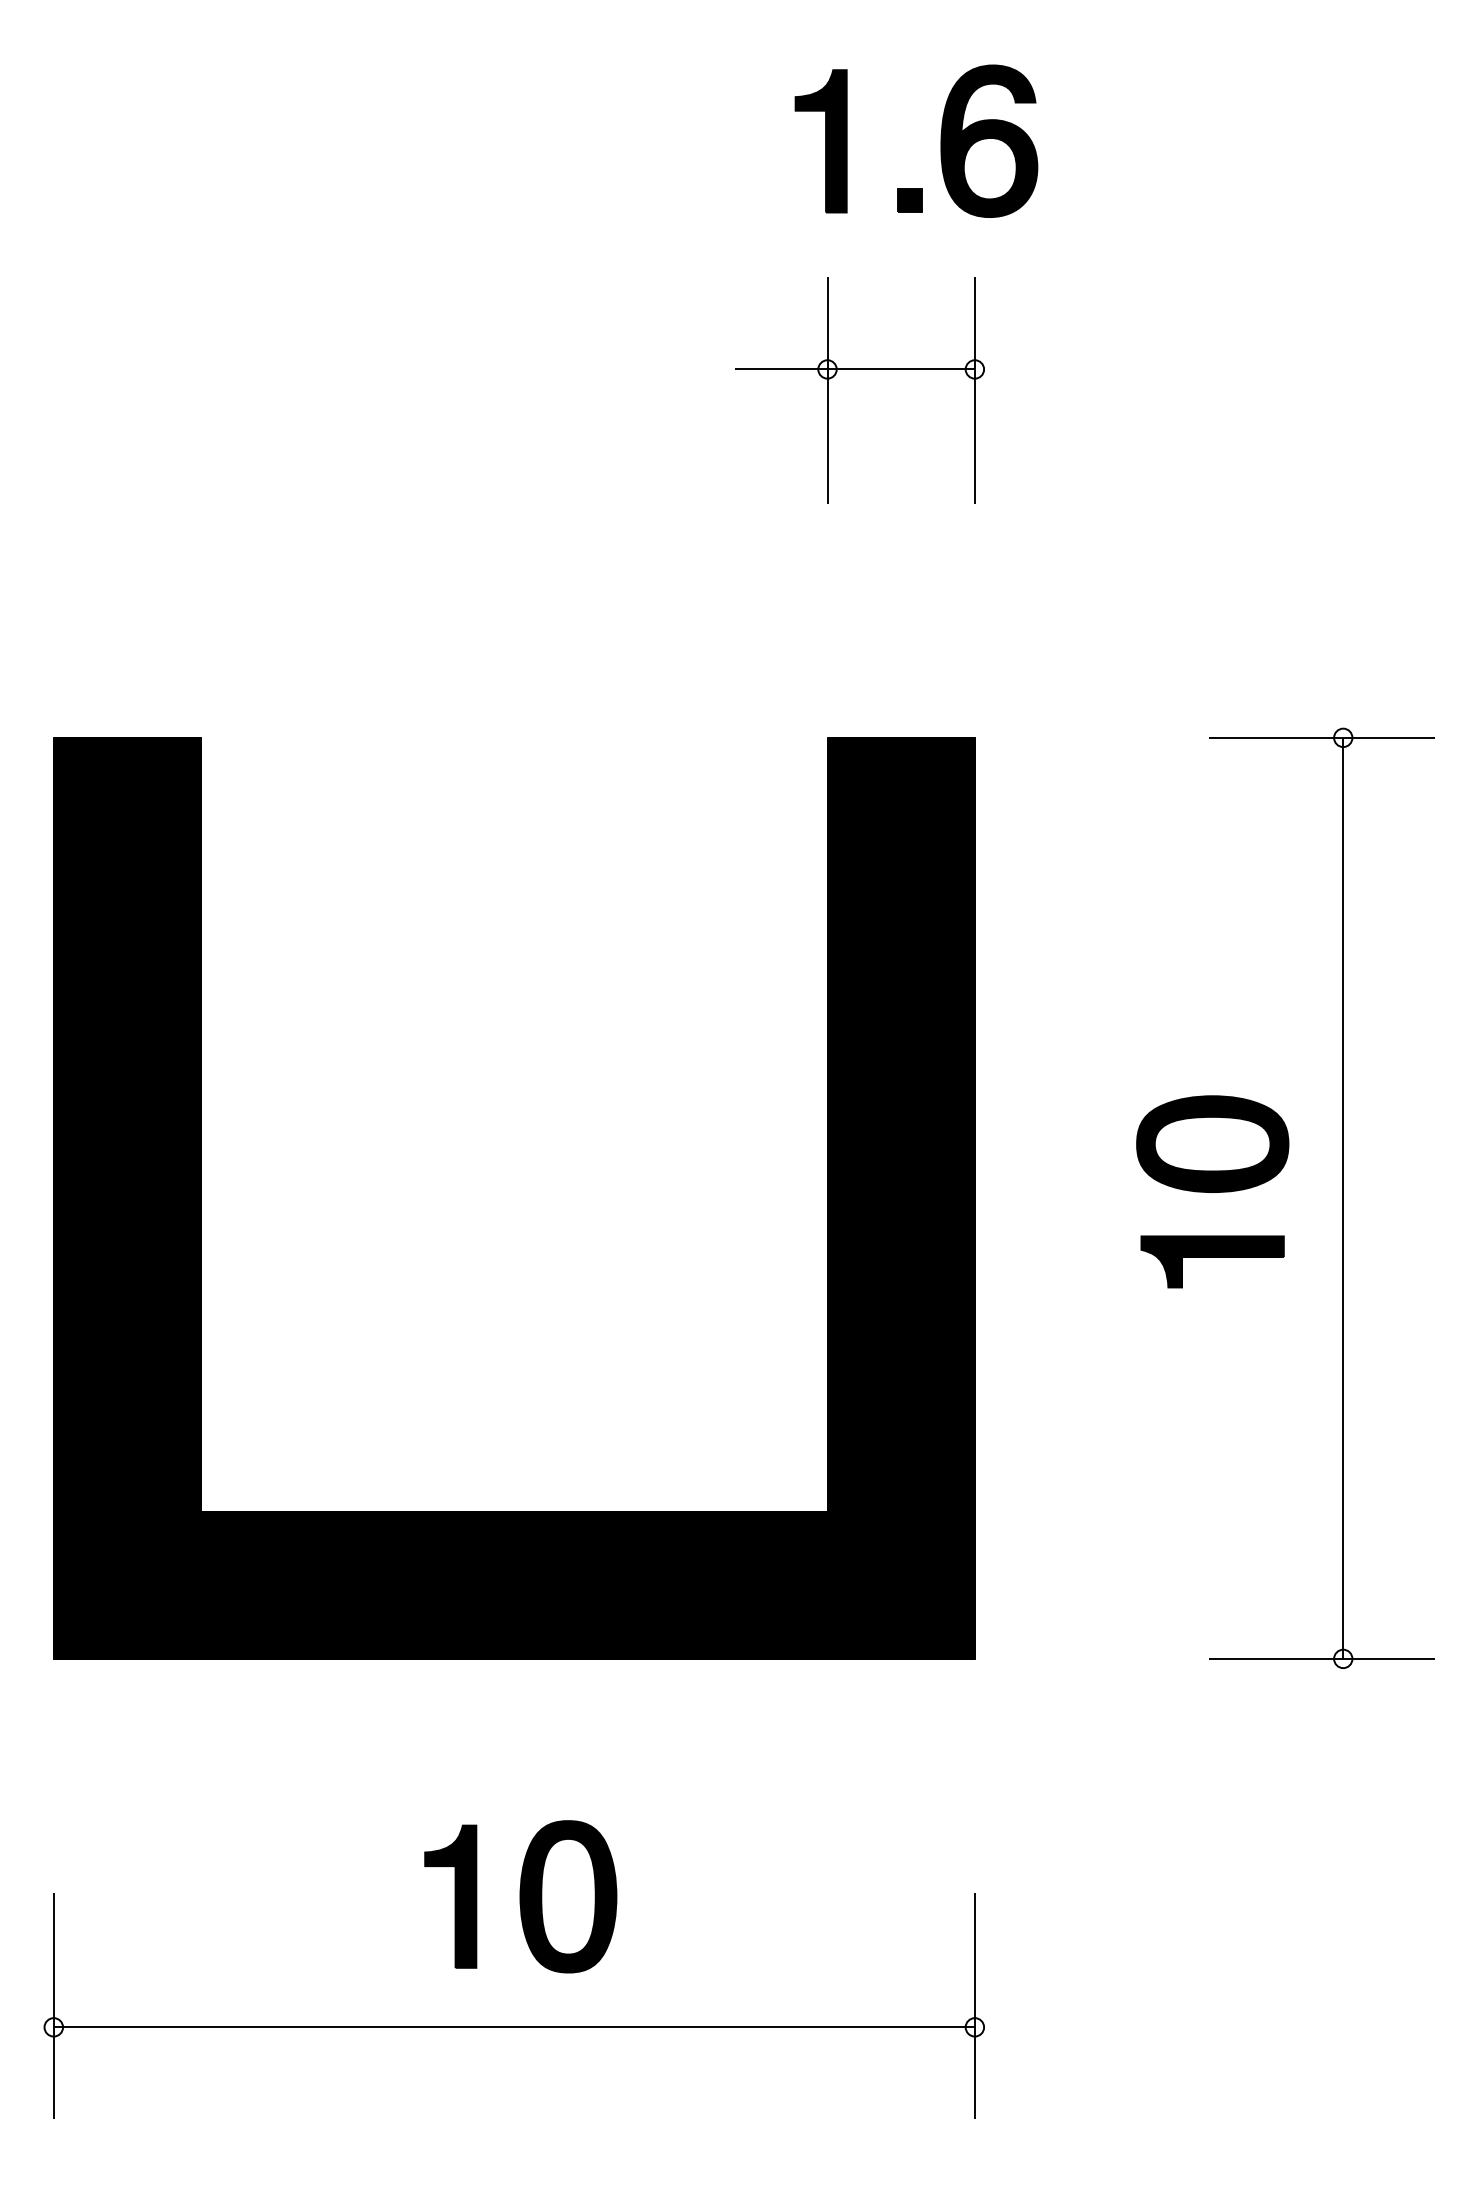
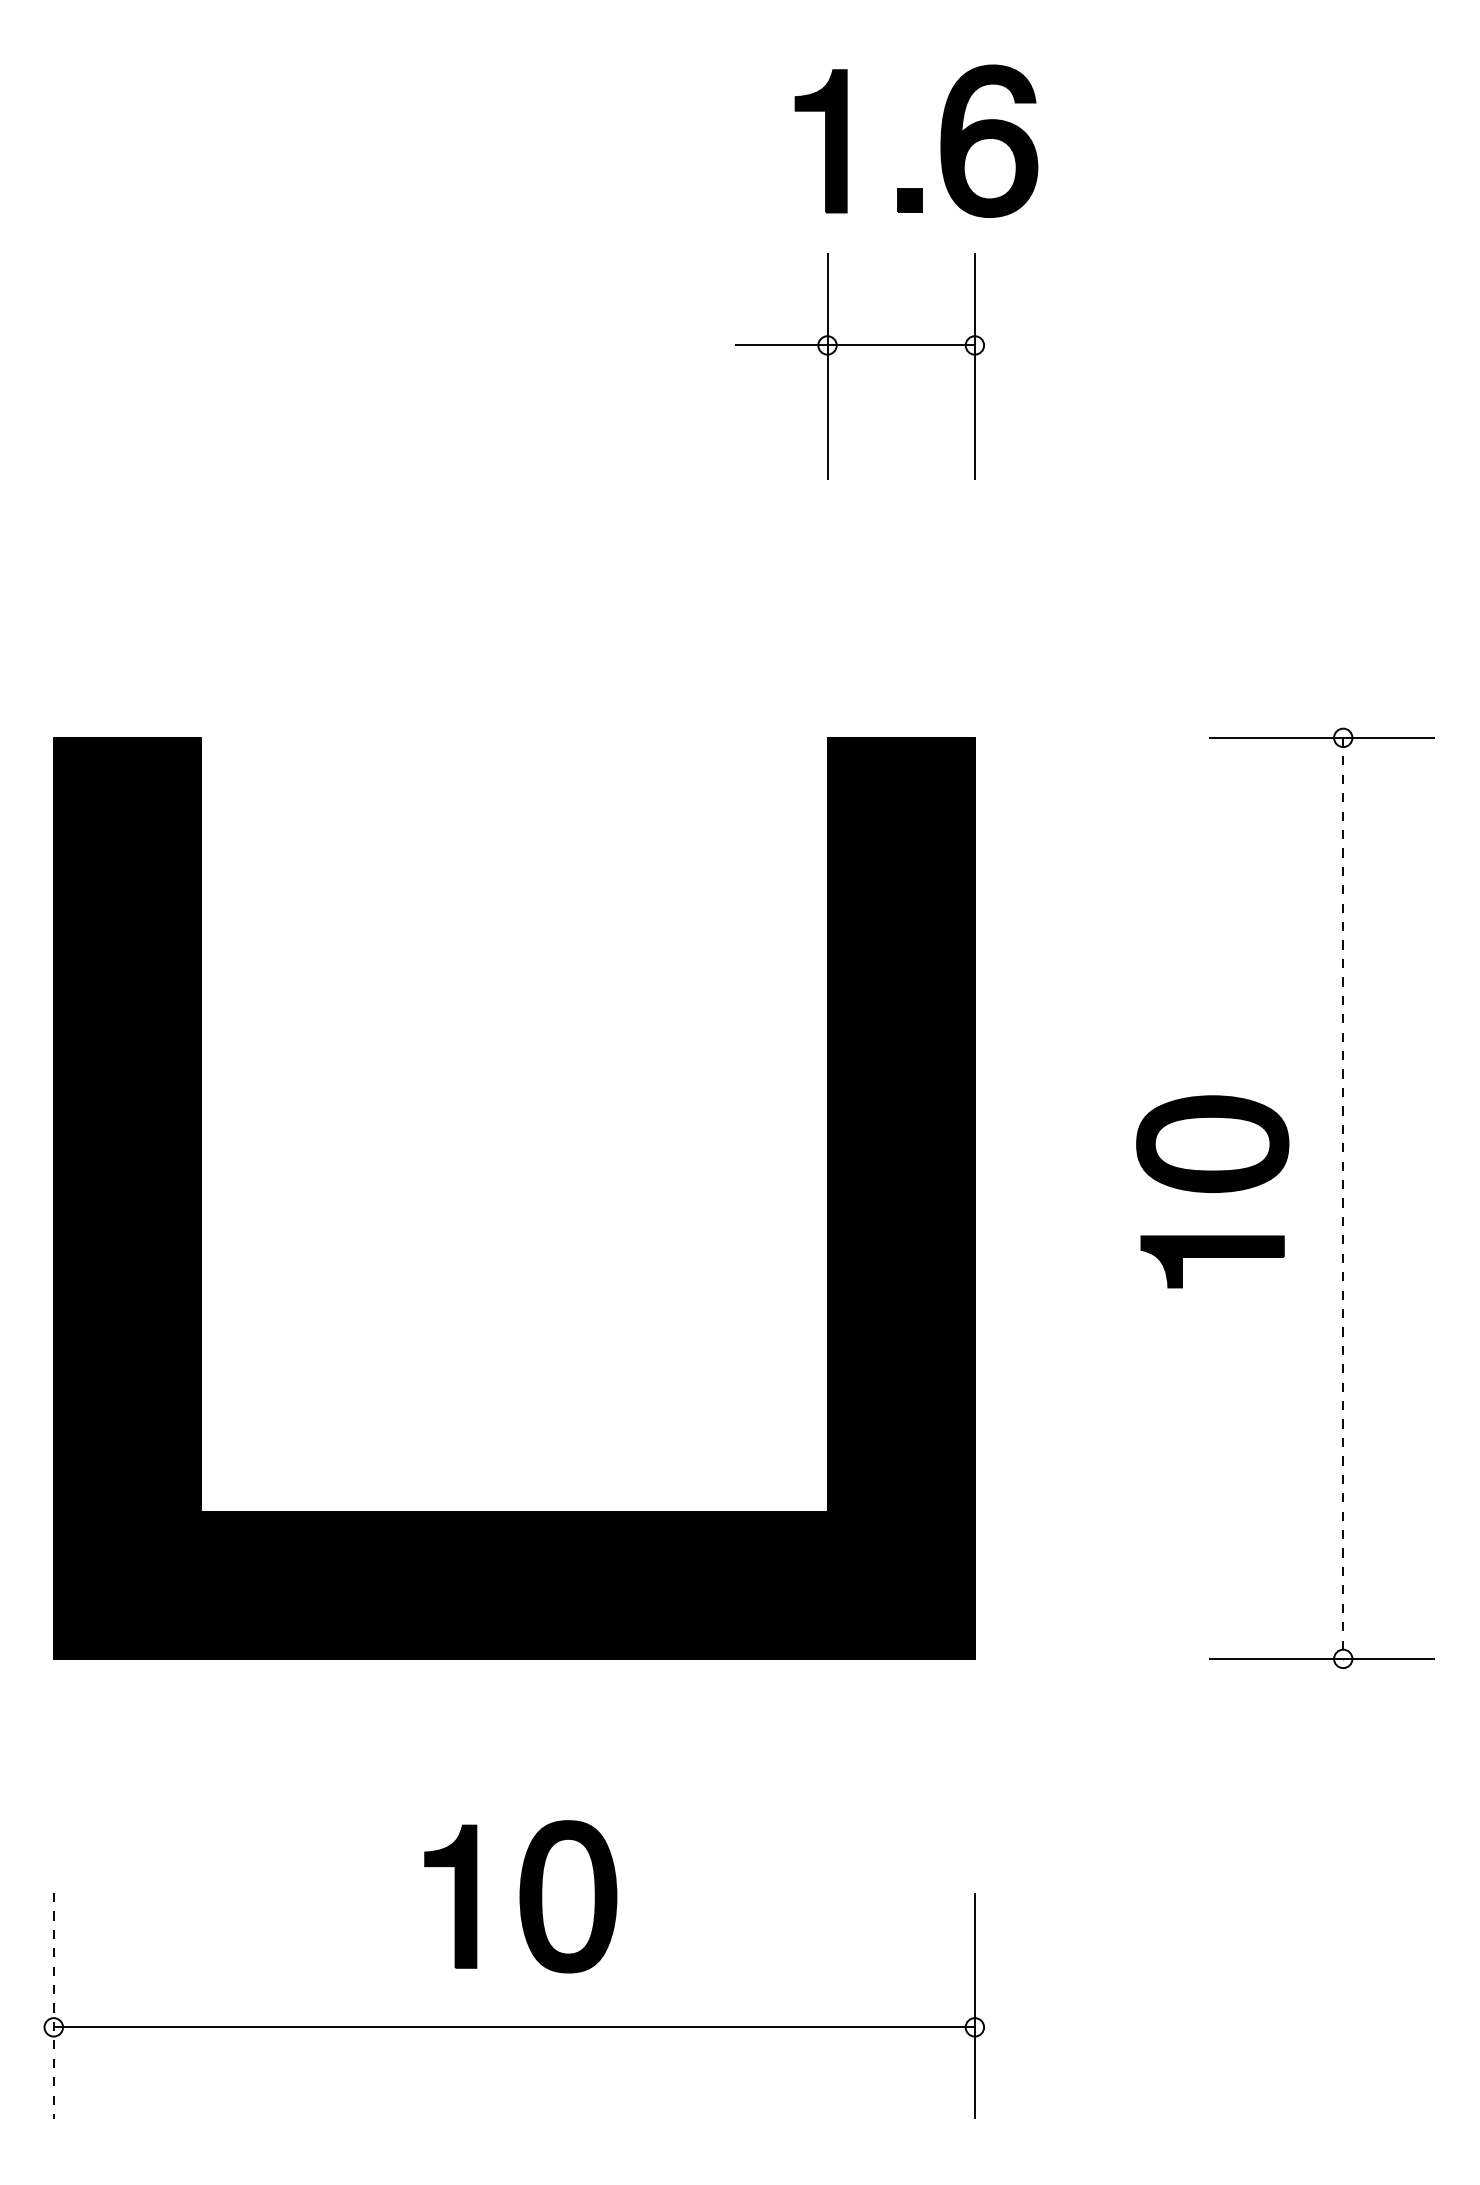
part position: (859, 369) -> (859, 345) (859, 345)
line: solid -> dashed (1343, 1198)
line: solid -> dashed (53, 2006)
